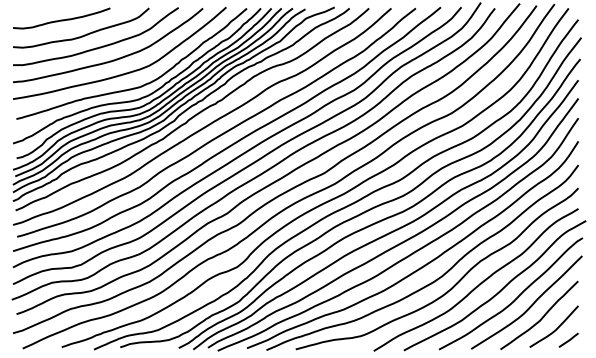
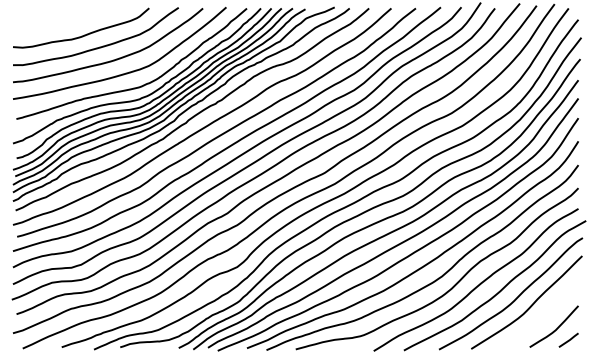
curve: present -> none (61, 19)
curve: present -> none (542, 316)
